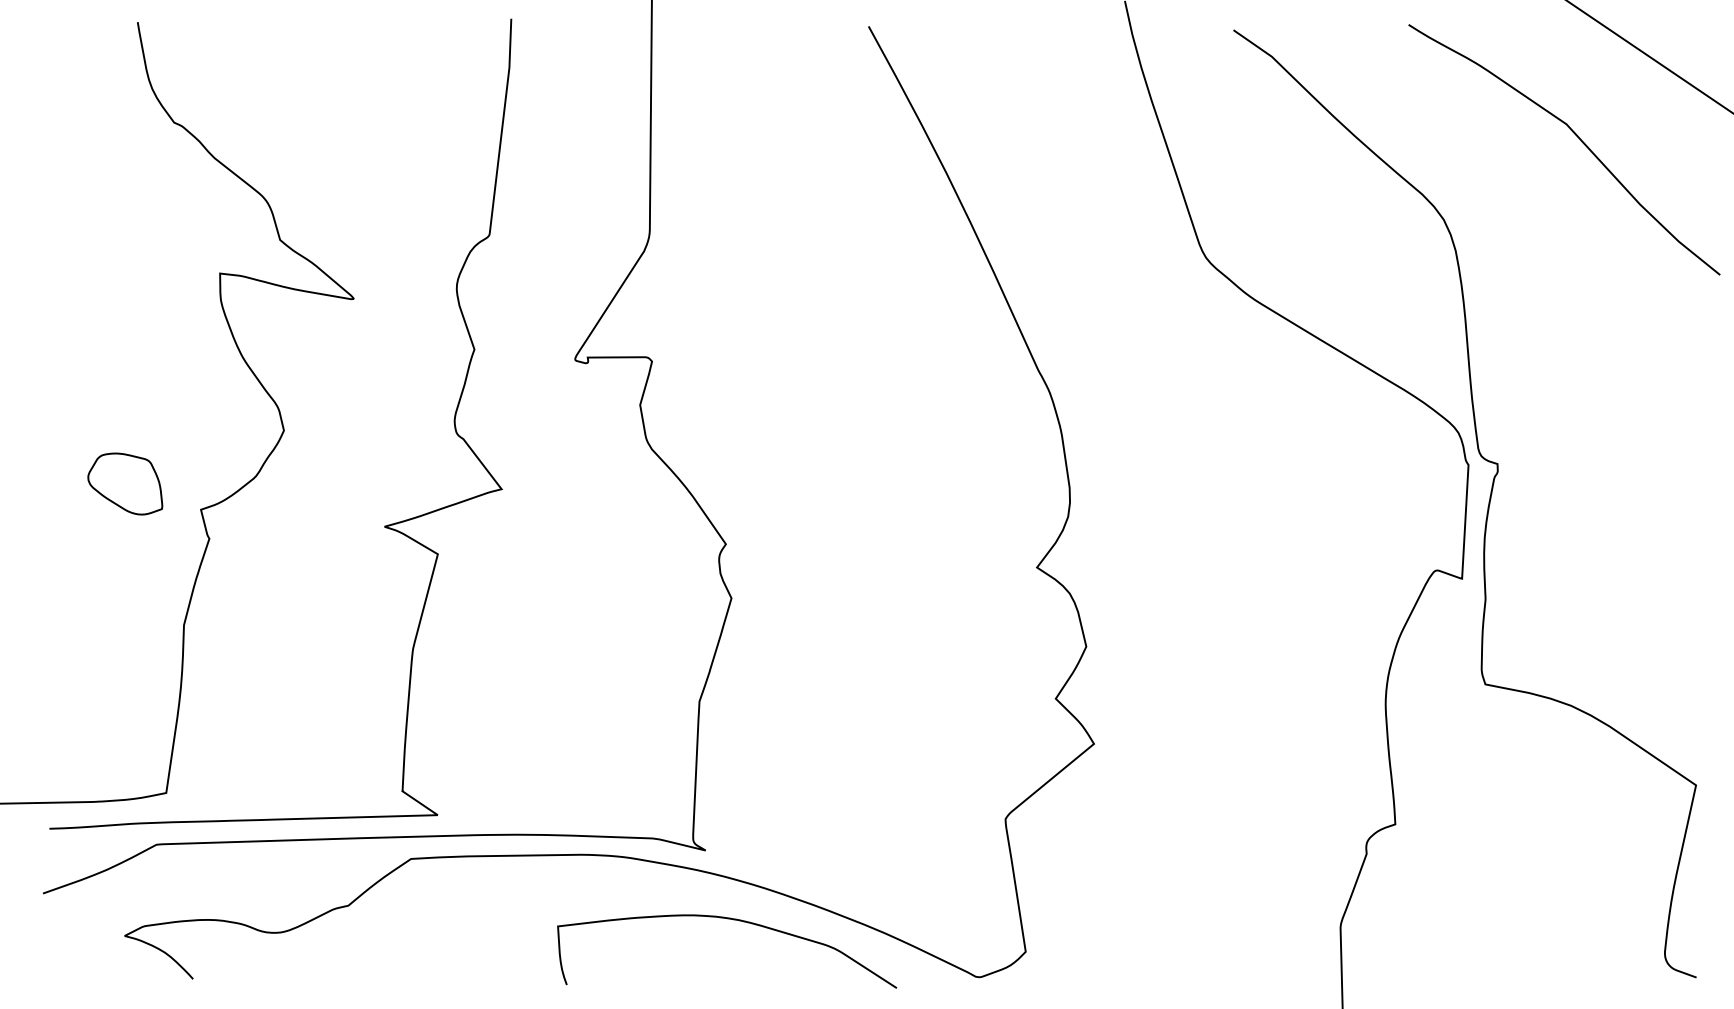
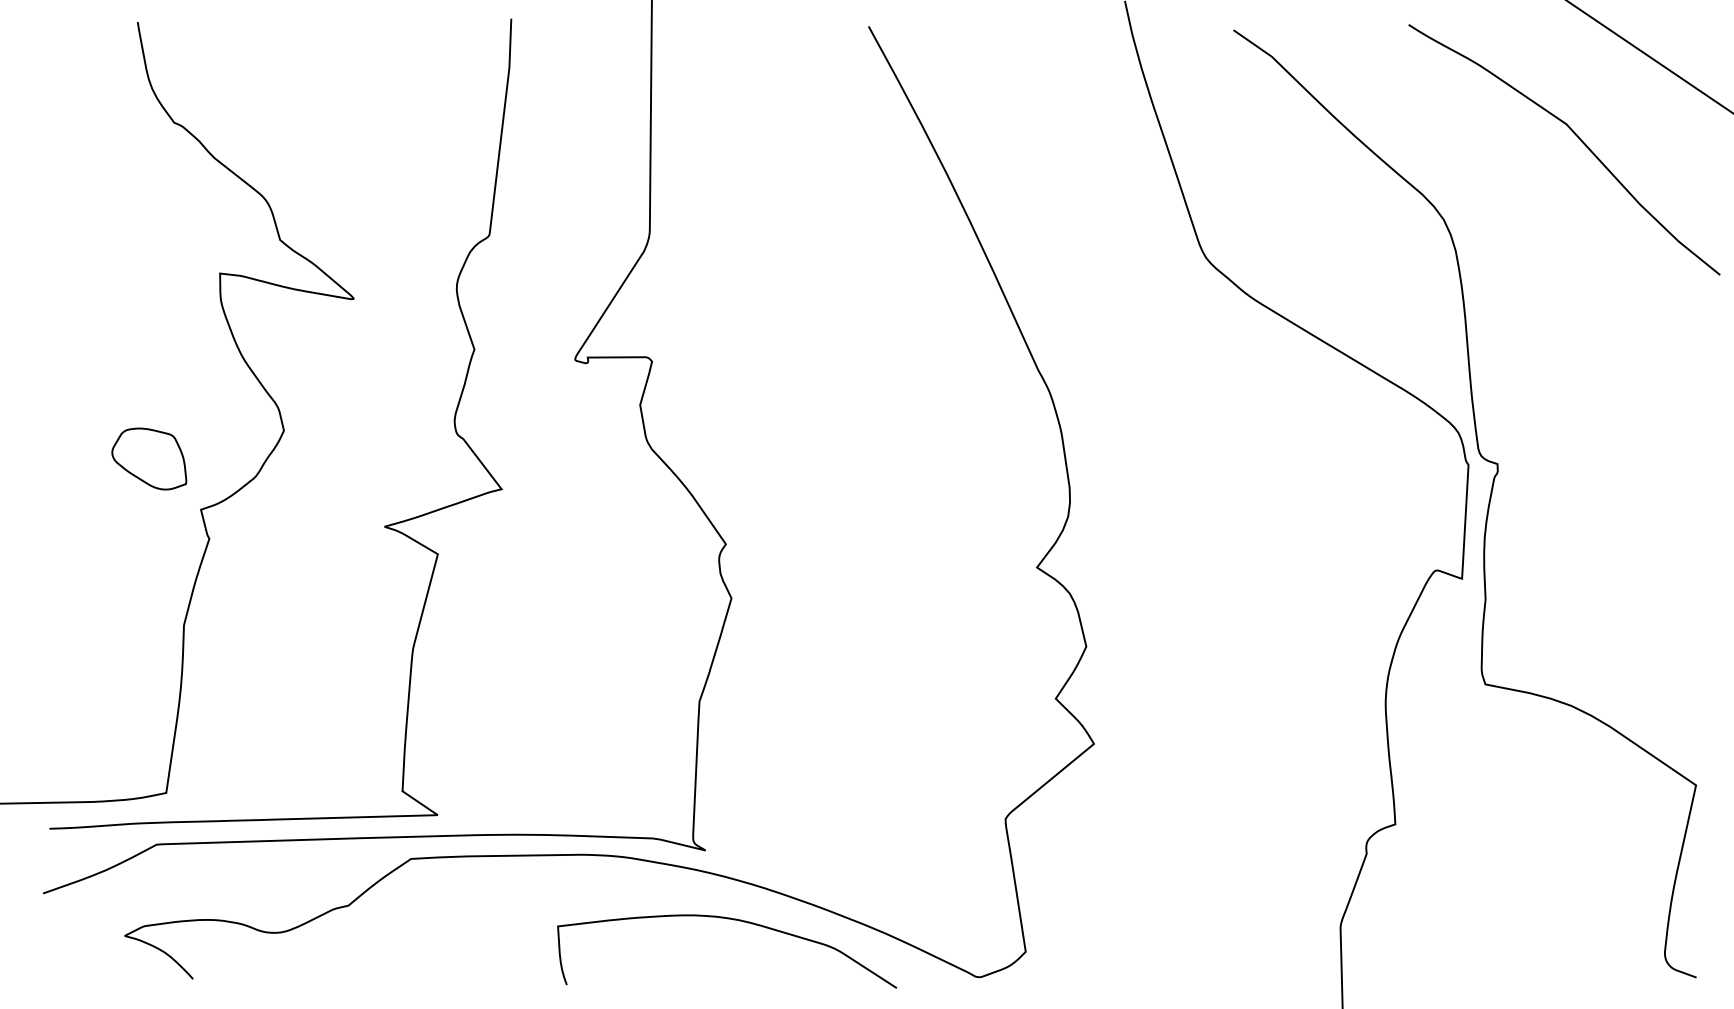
part position: (125, 483) -> (149, 458) (149, 458)
